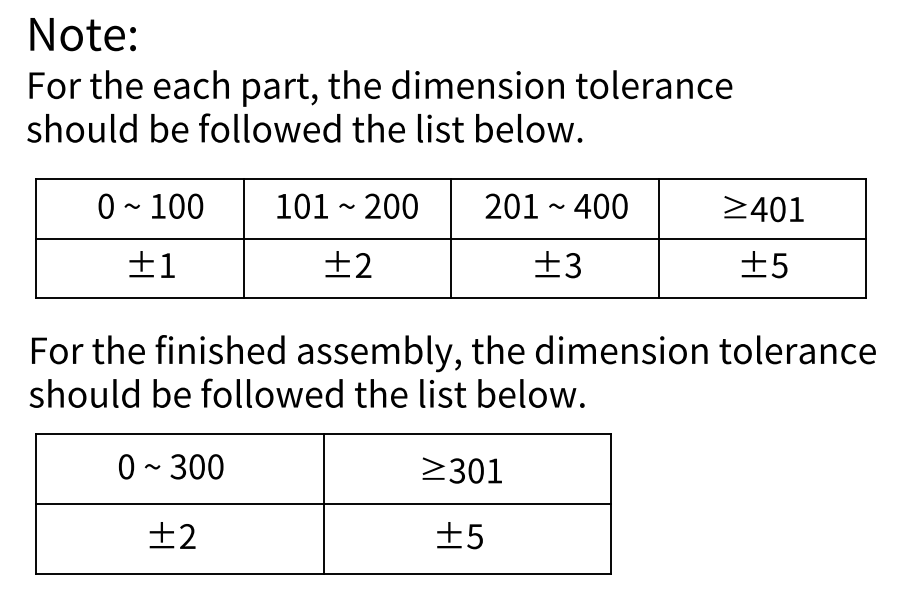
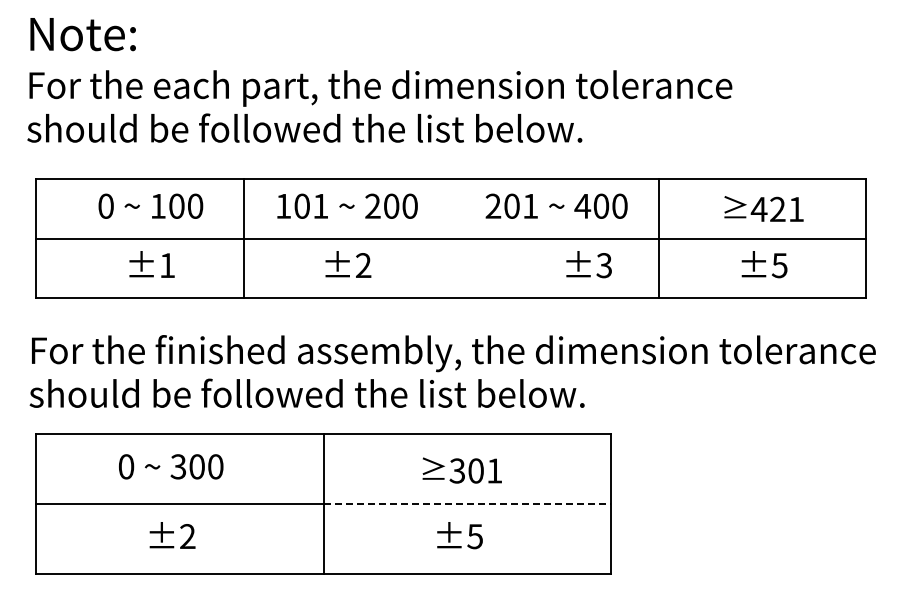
text: 401 -> 421 (777, 209)
line: present -> none (451, 238)
text position: (557, 264) -> (588, 264) (588, 264)
line: solid -> dashed (467, 504)
